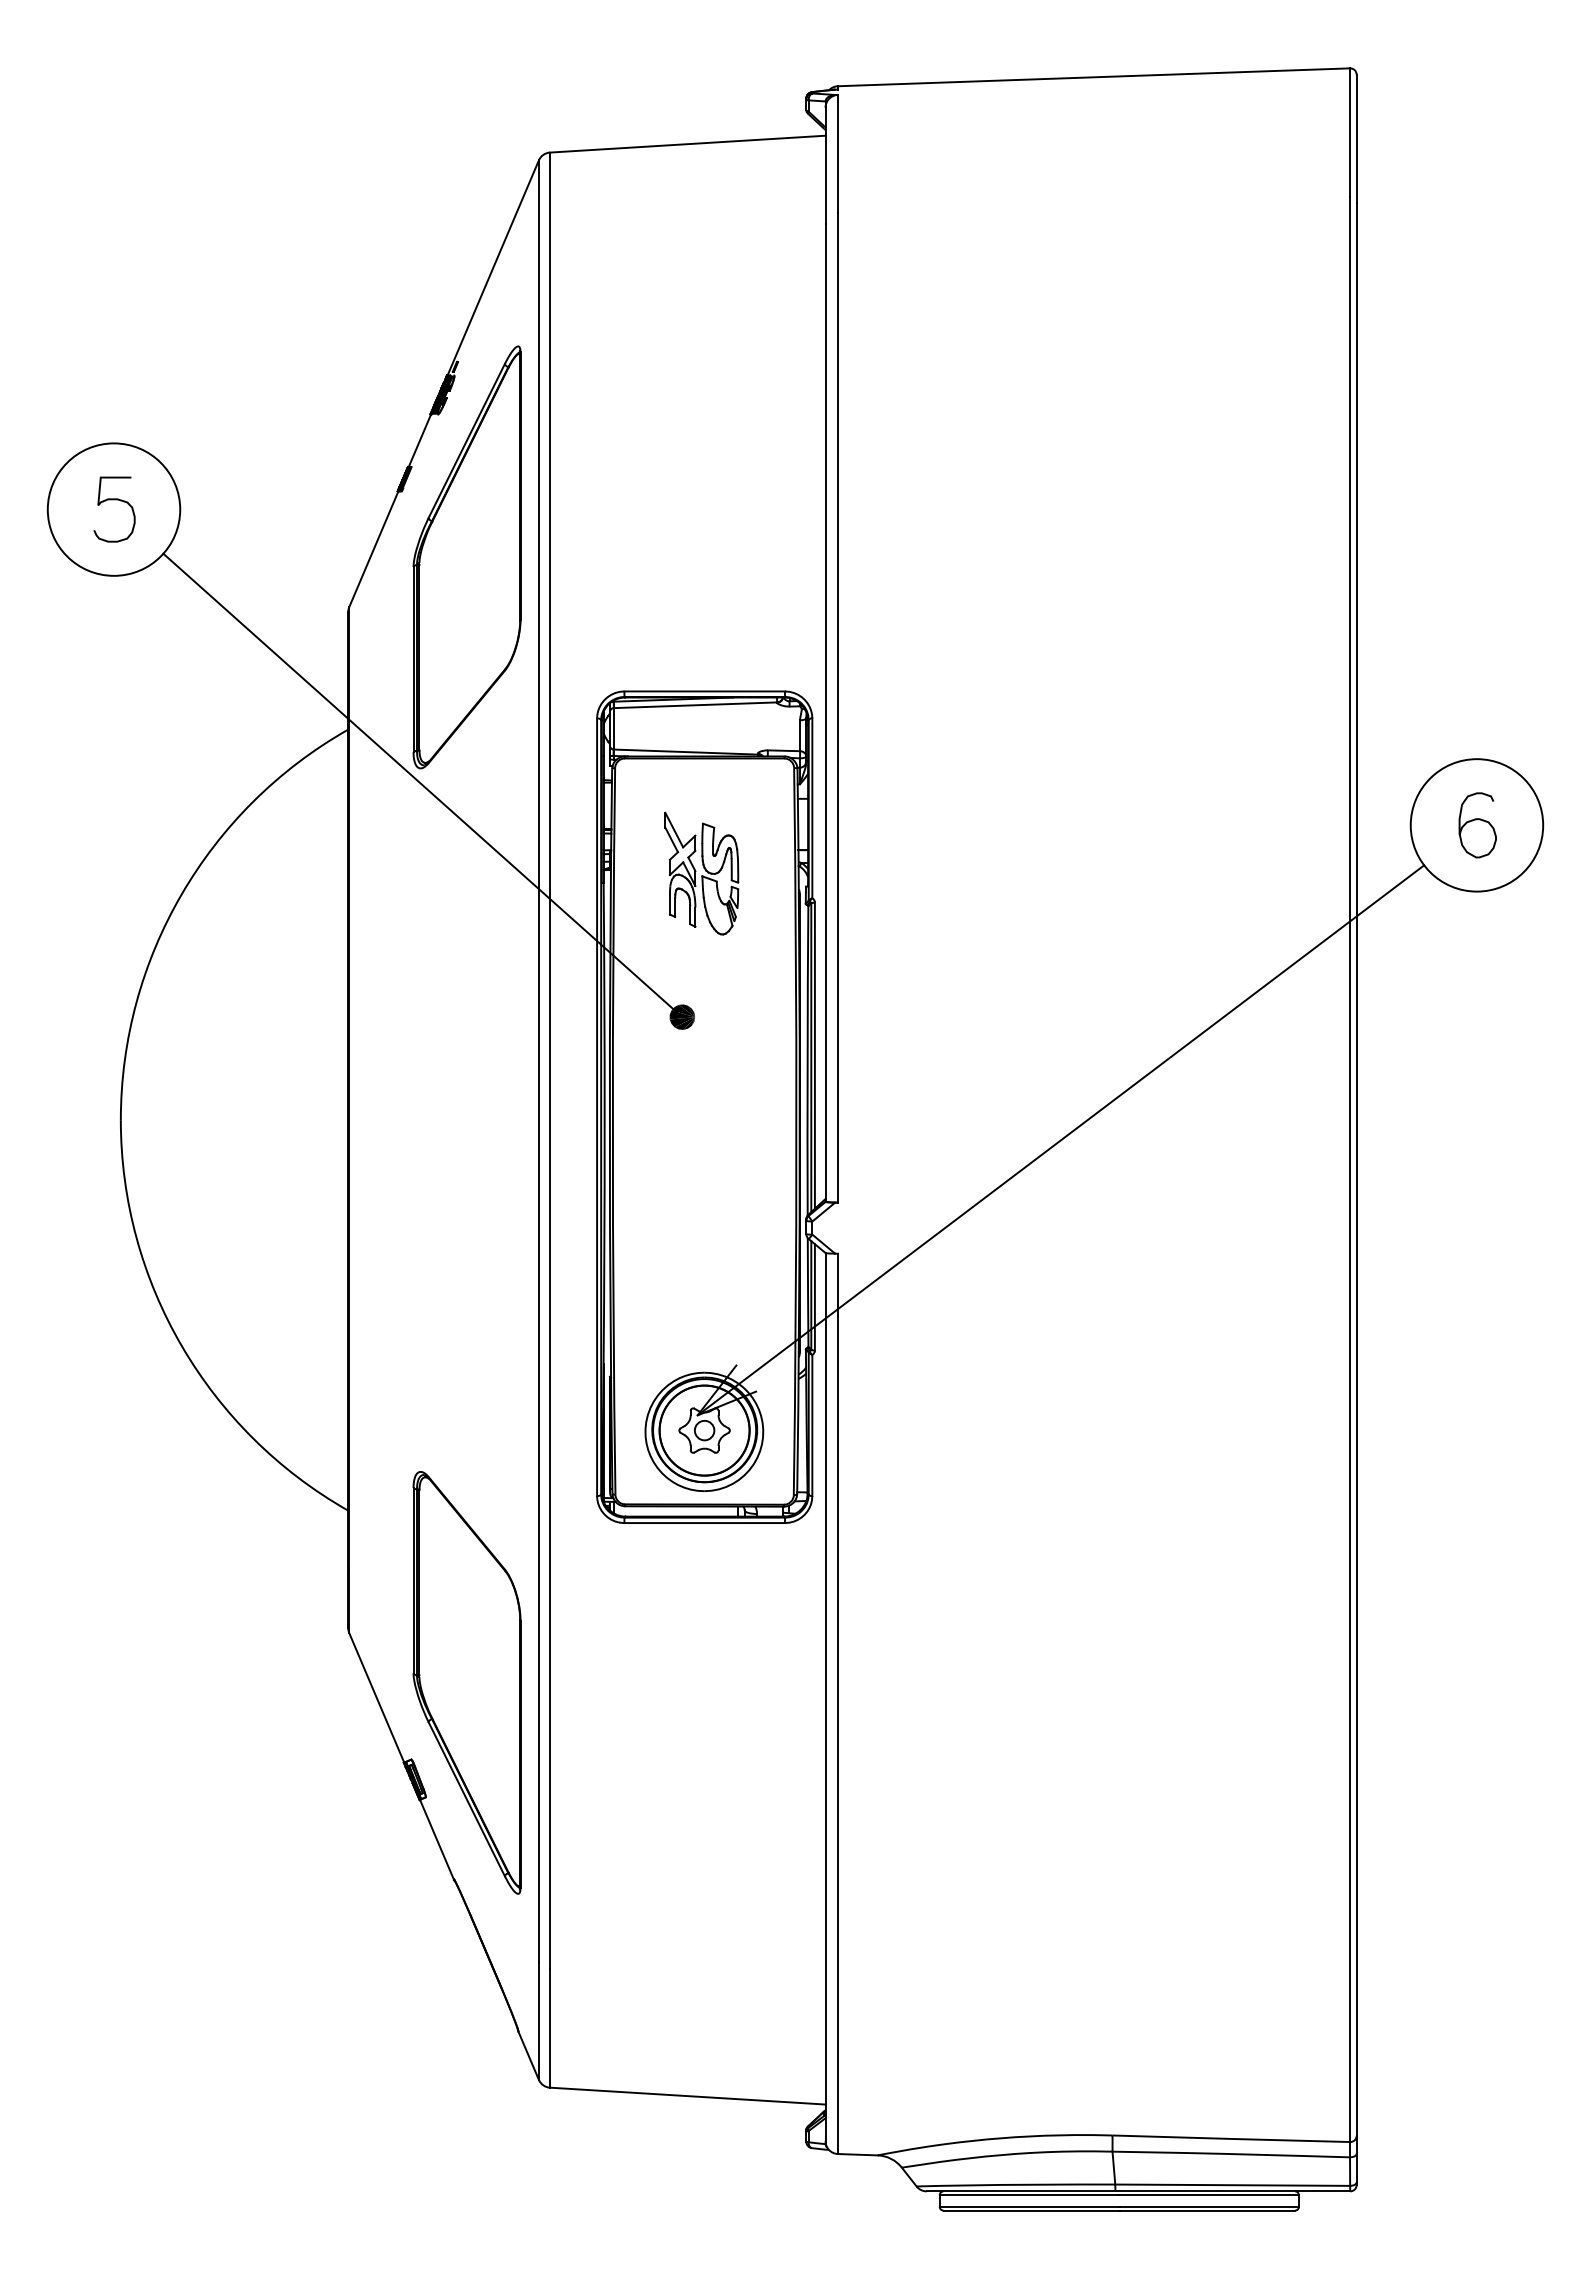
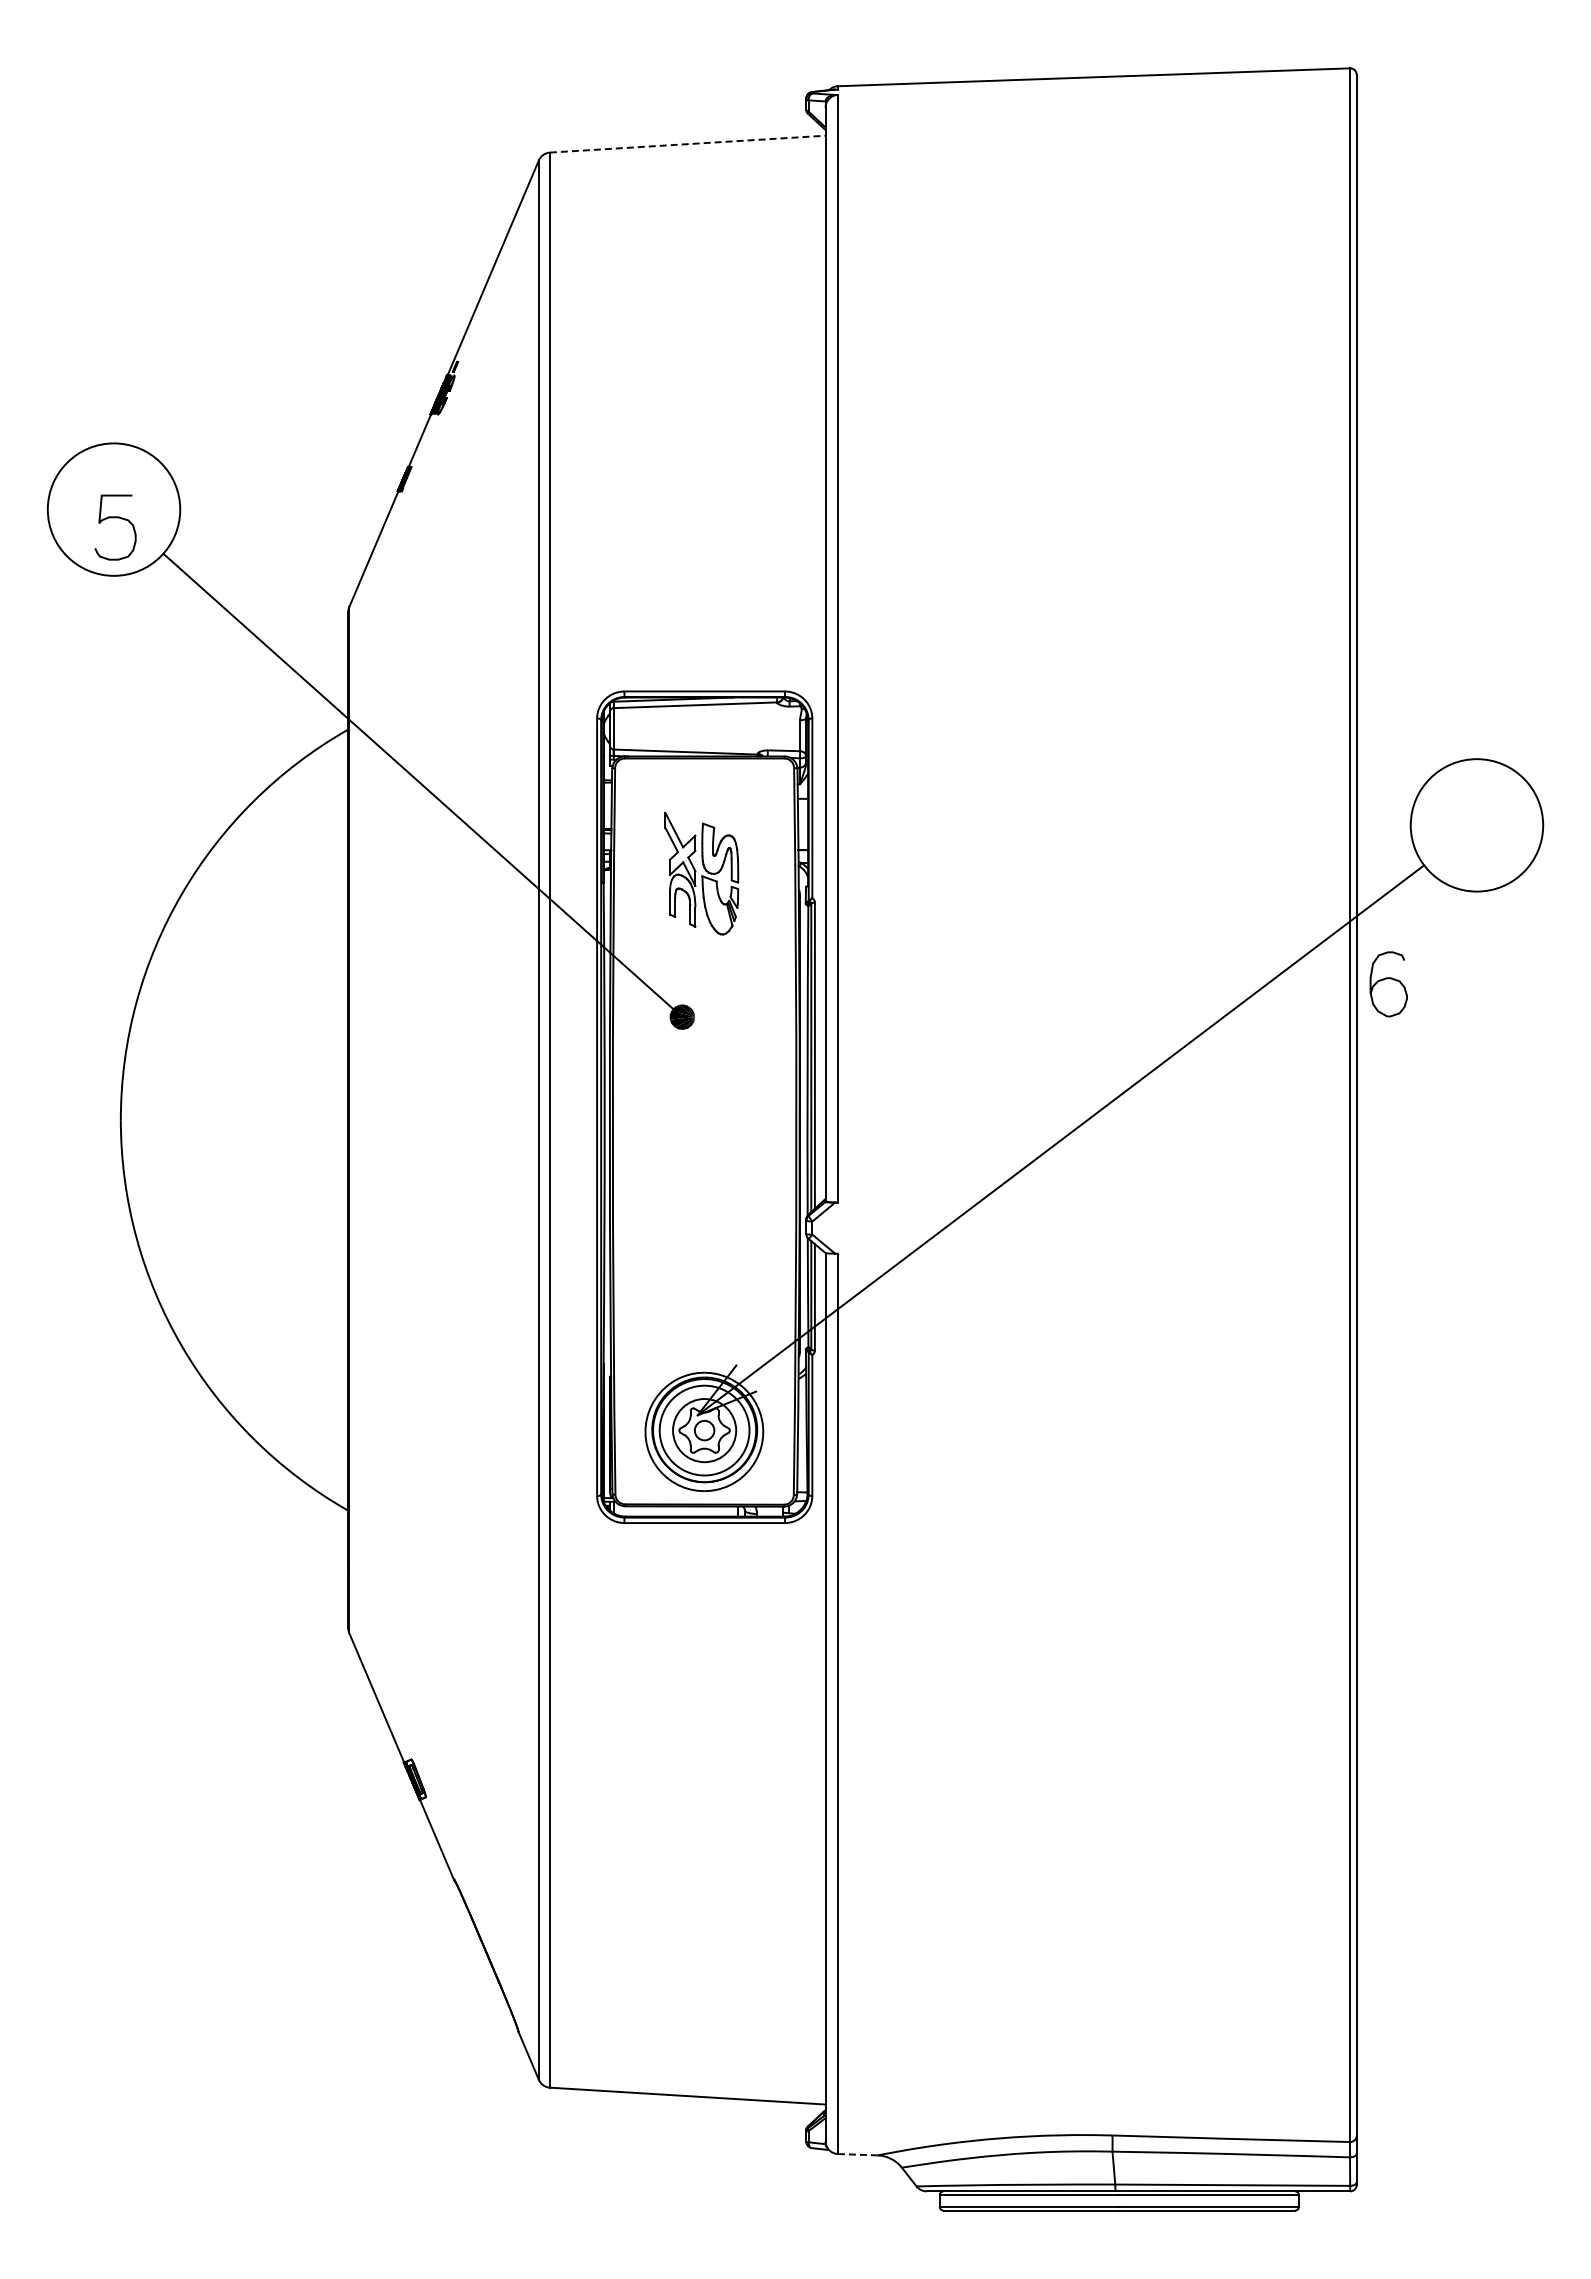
line: solid -> dashed (688, 144)
curve position: (114, 500) -> (115, 518) (115, 518)
part: present -> none (466, 557)
curve position: (1477, 820) -> (1388, 979) (1388, 979)
circle diameter: 90 px -> 63 px (704, 1430)
part: present -> none (466, 1682)
line: solid -> dashed (857, 2154)
